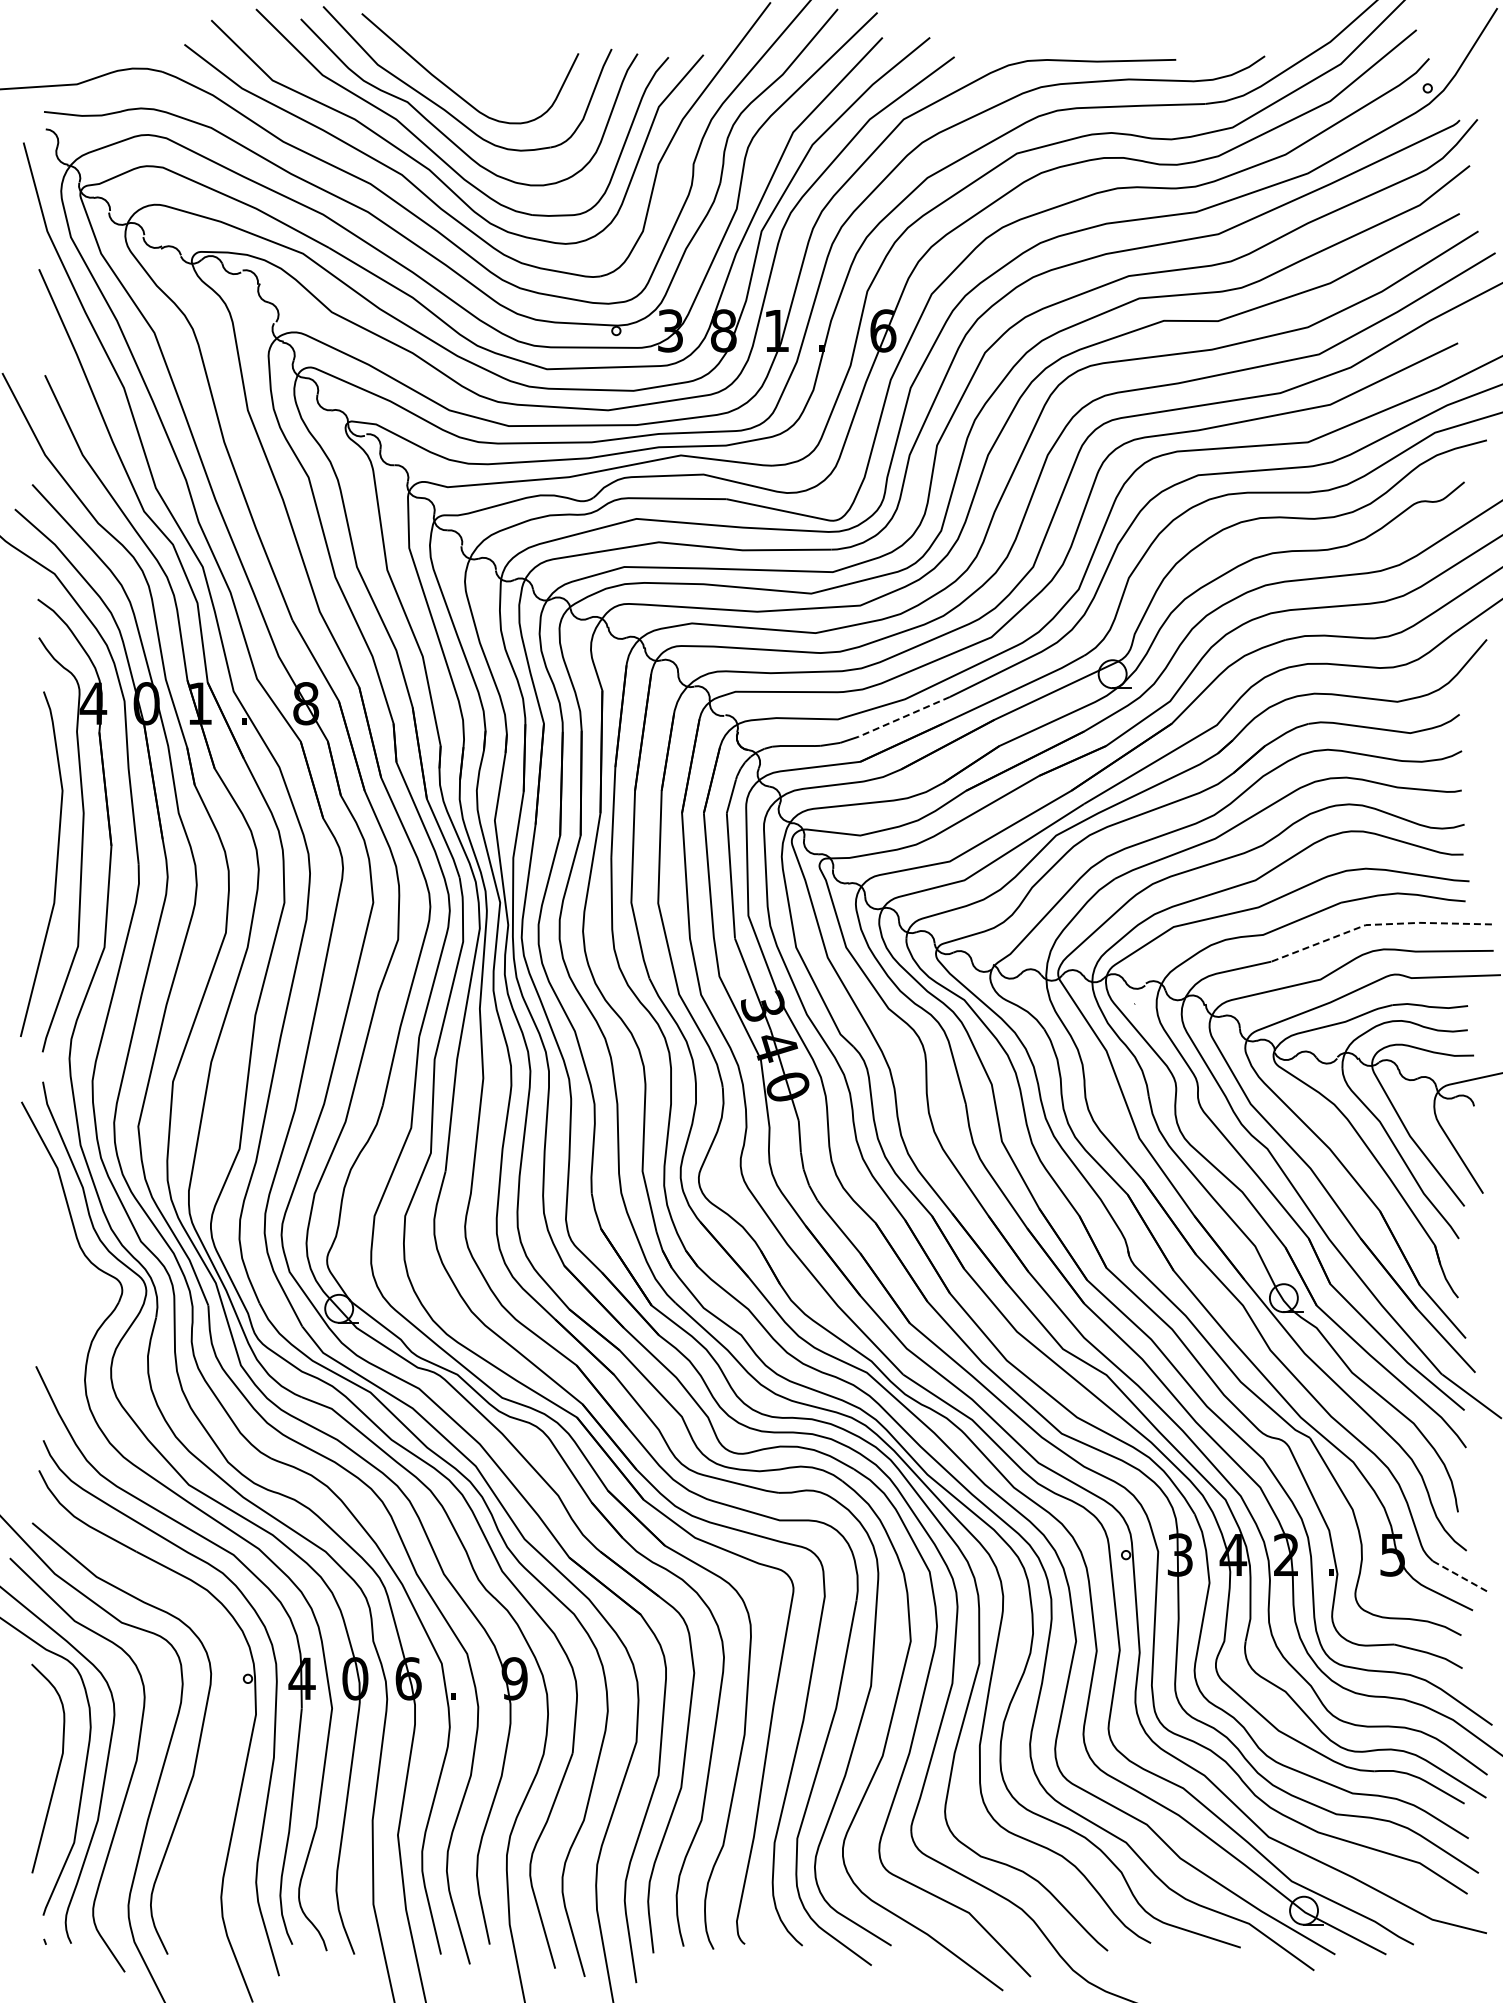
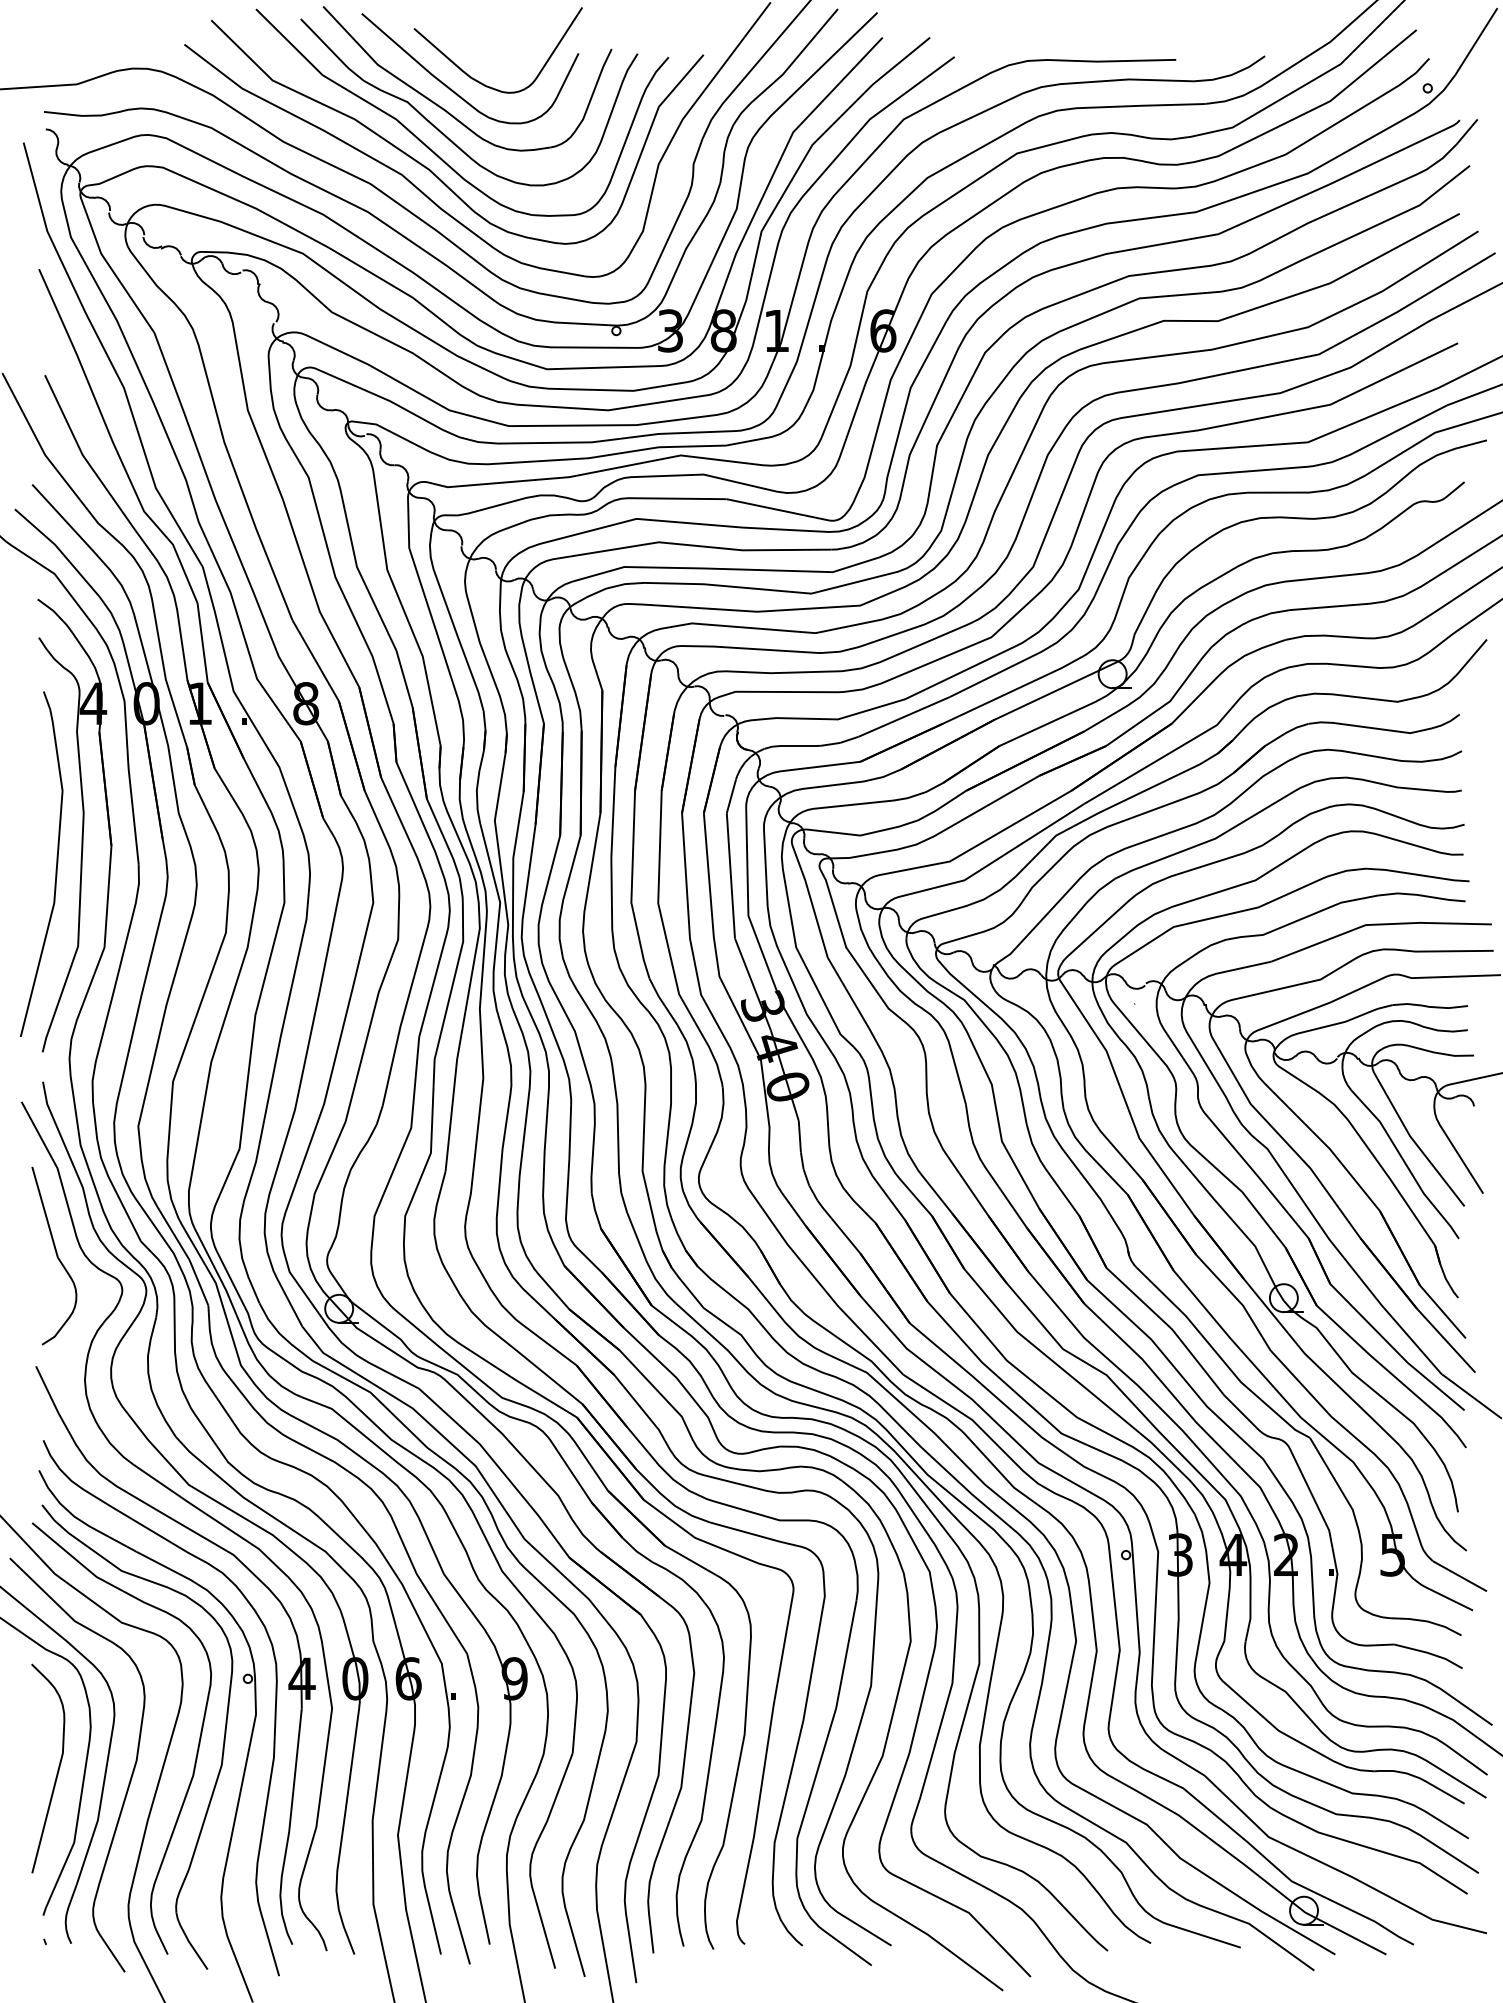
curve: none -> present (478, 80)
line: dashed -> solid (904, 716)
line: dashed -> solid (1378, 924)
curve: none -> present (56, 1255)
line: dashed -> solid (1460, 1576)
part: none -> present (222, 1747)
